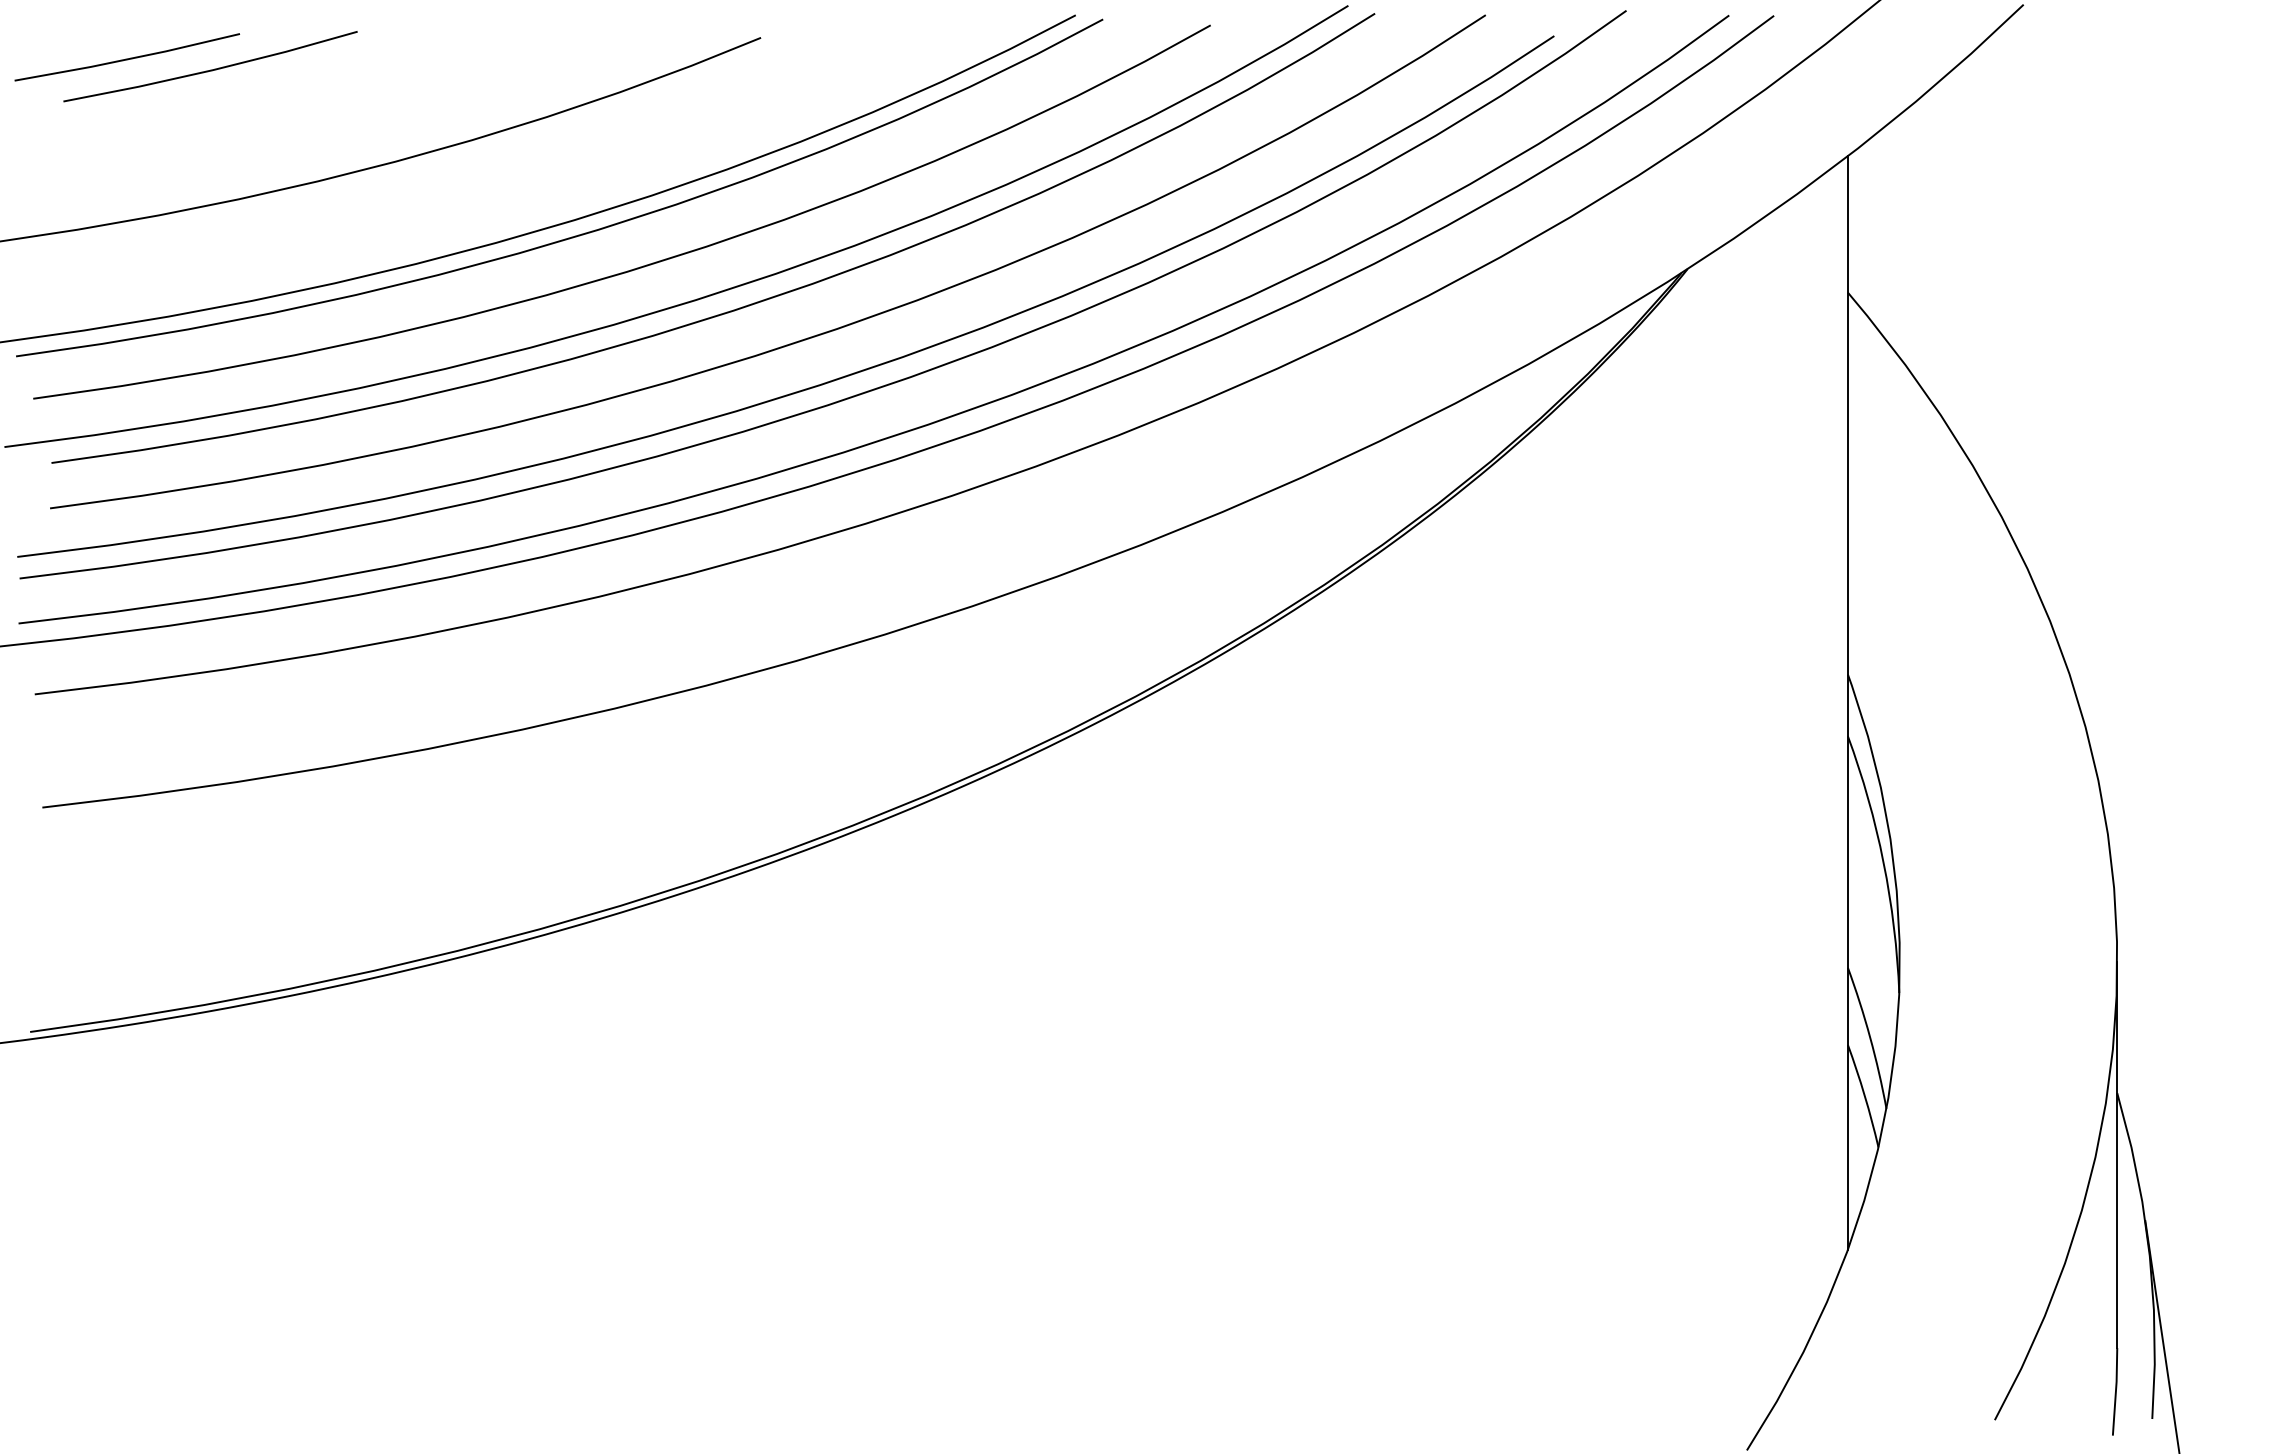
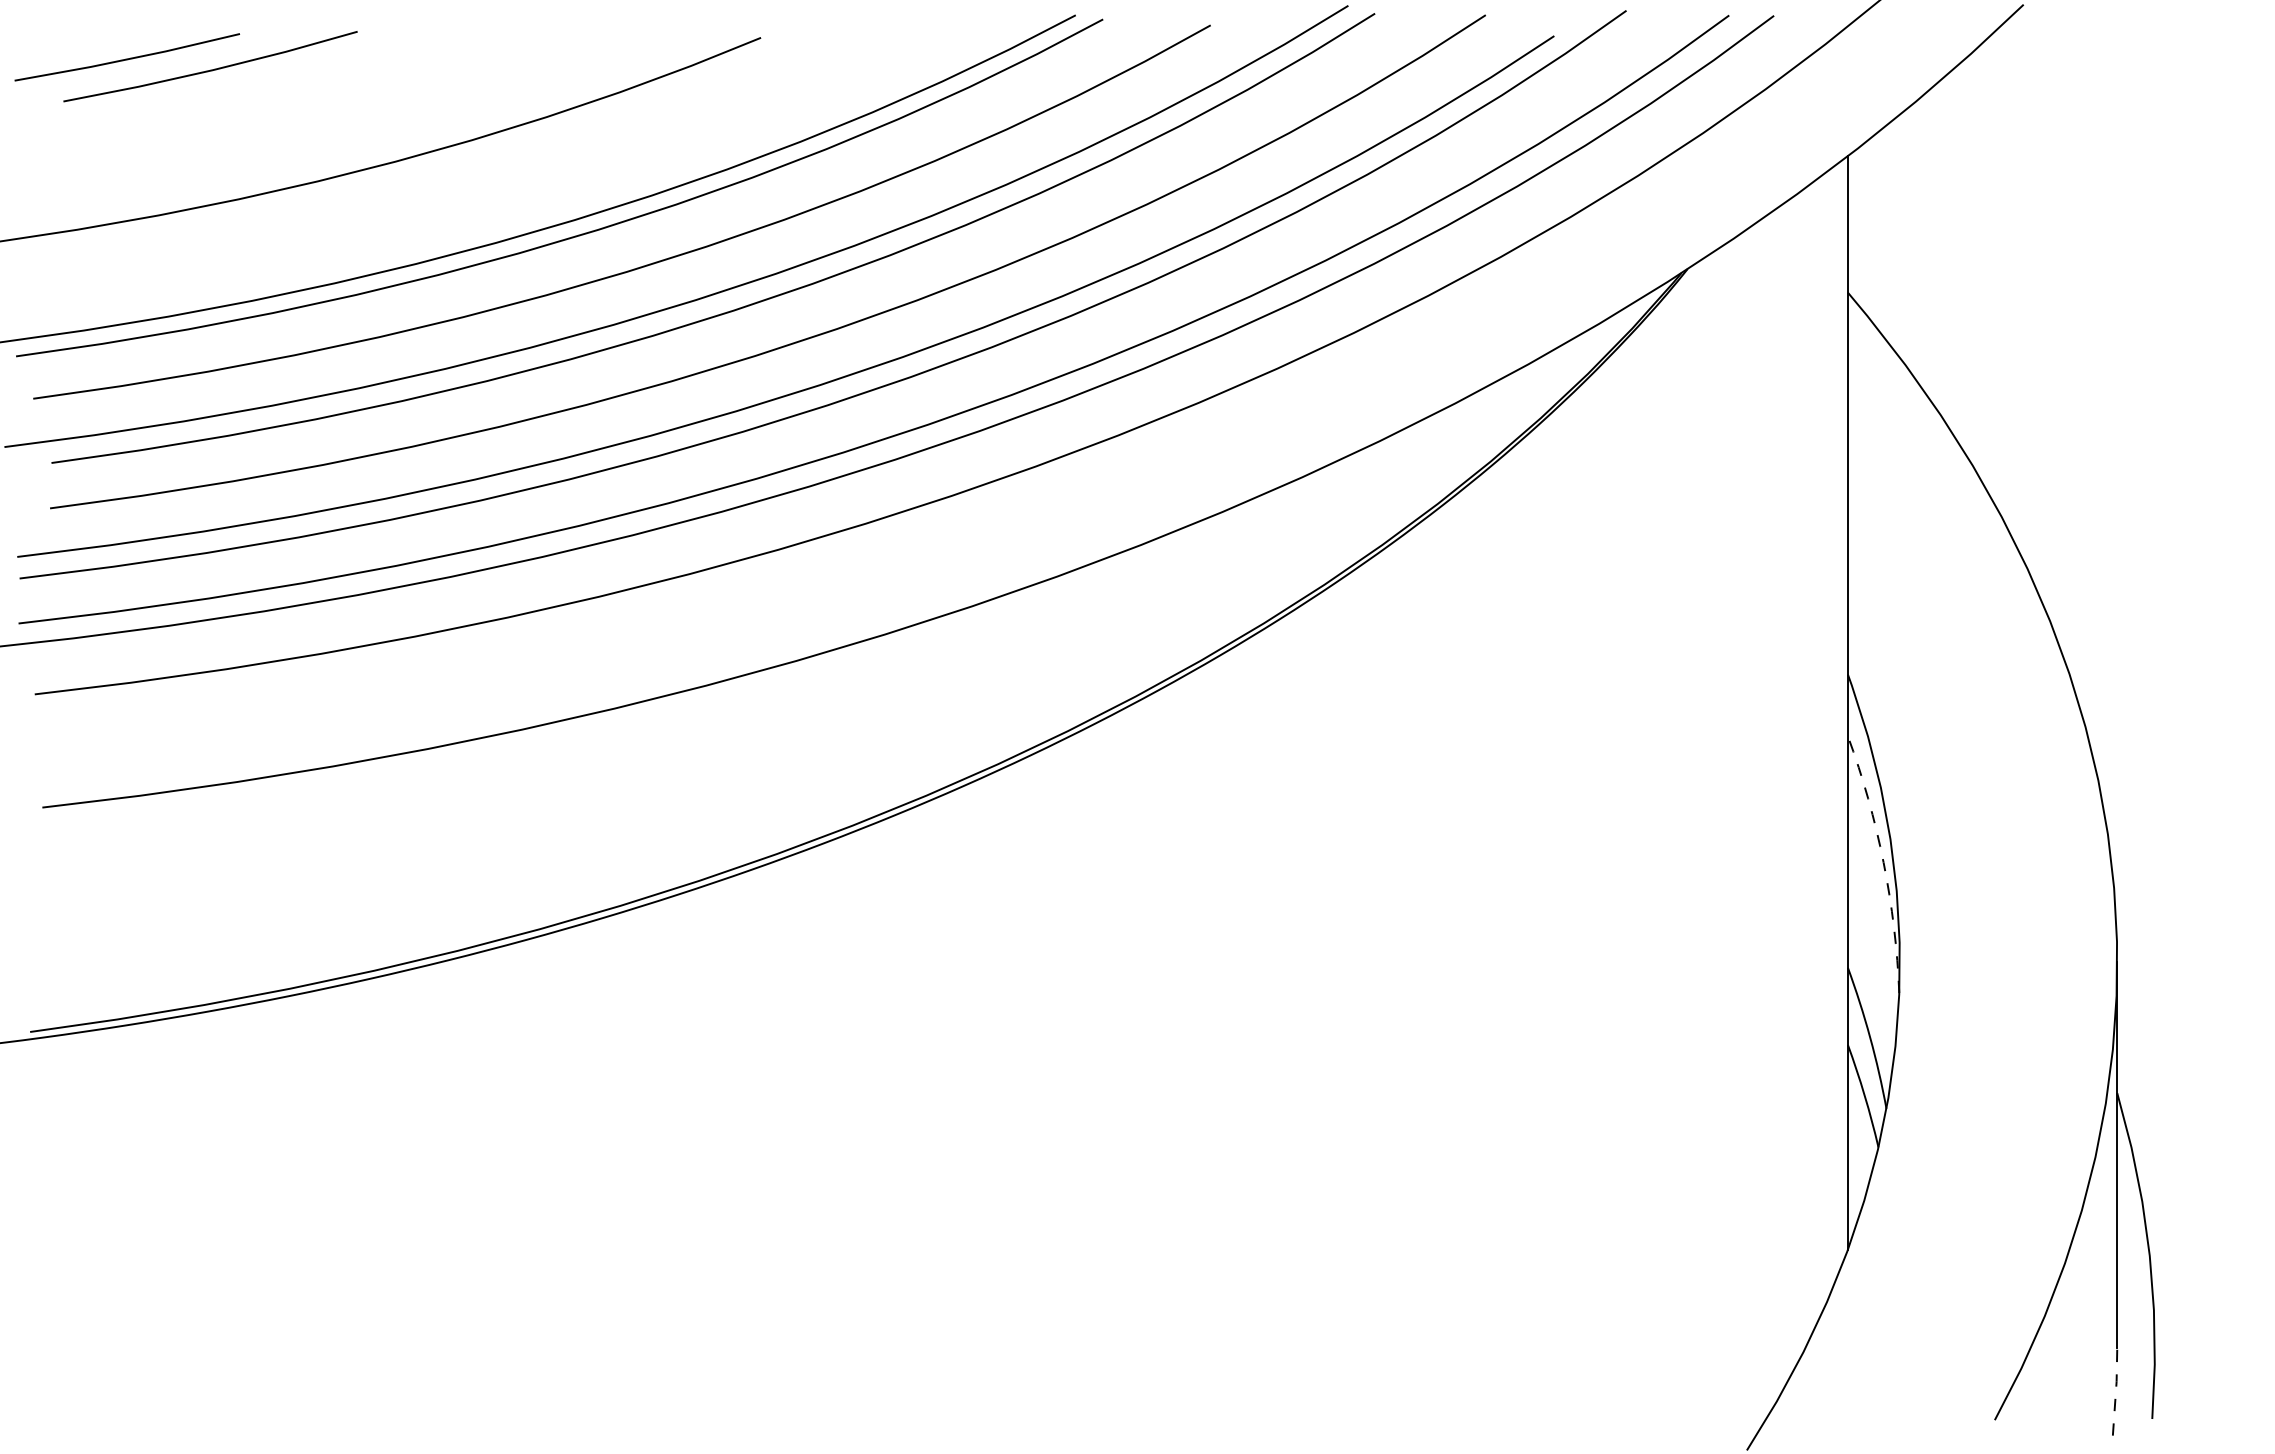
arc: solid -> dashed (1883, 862)
line: present -> none (2161, 1335)
line: solid -> dashed (2115, 1391)
